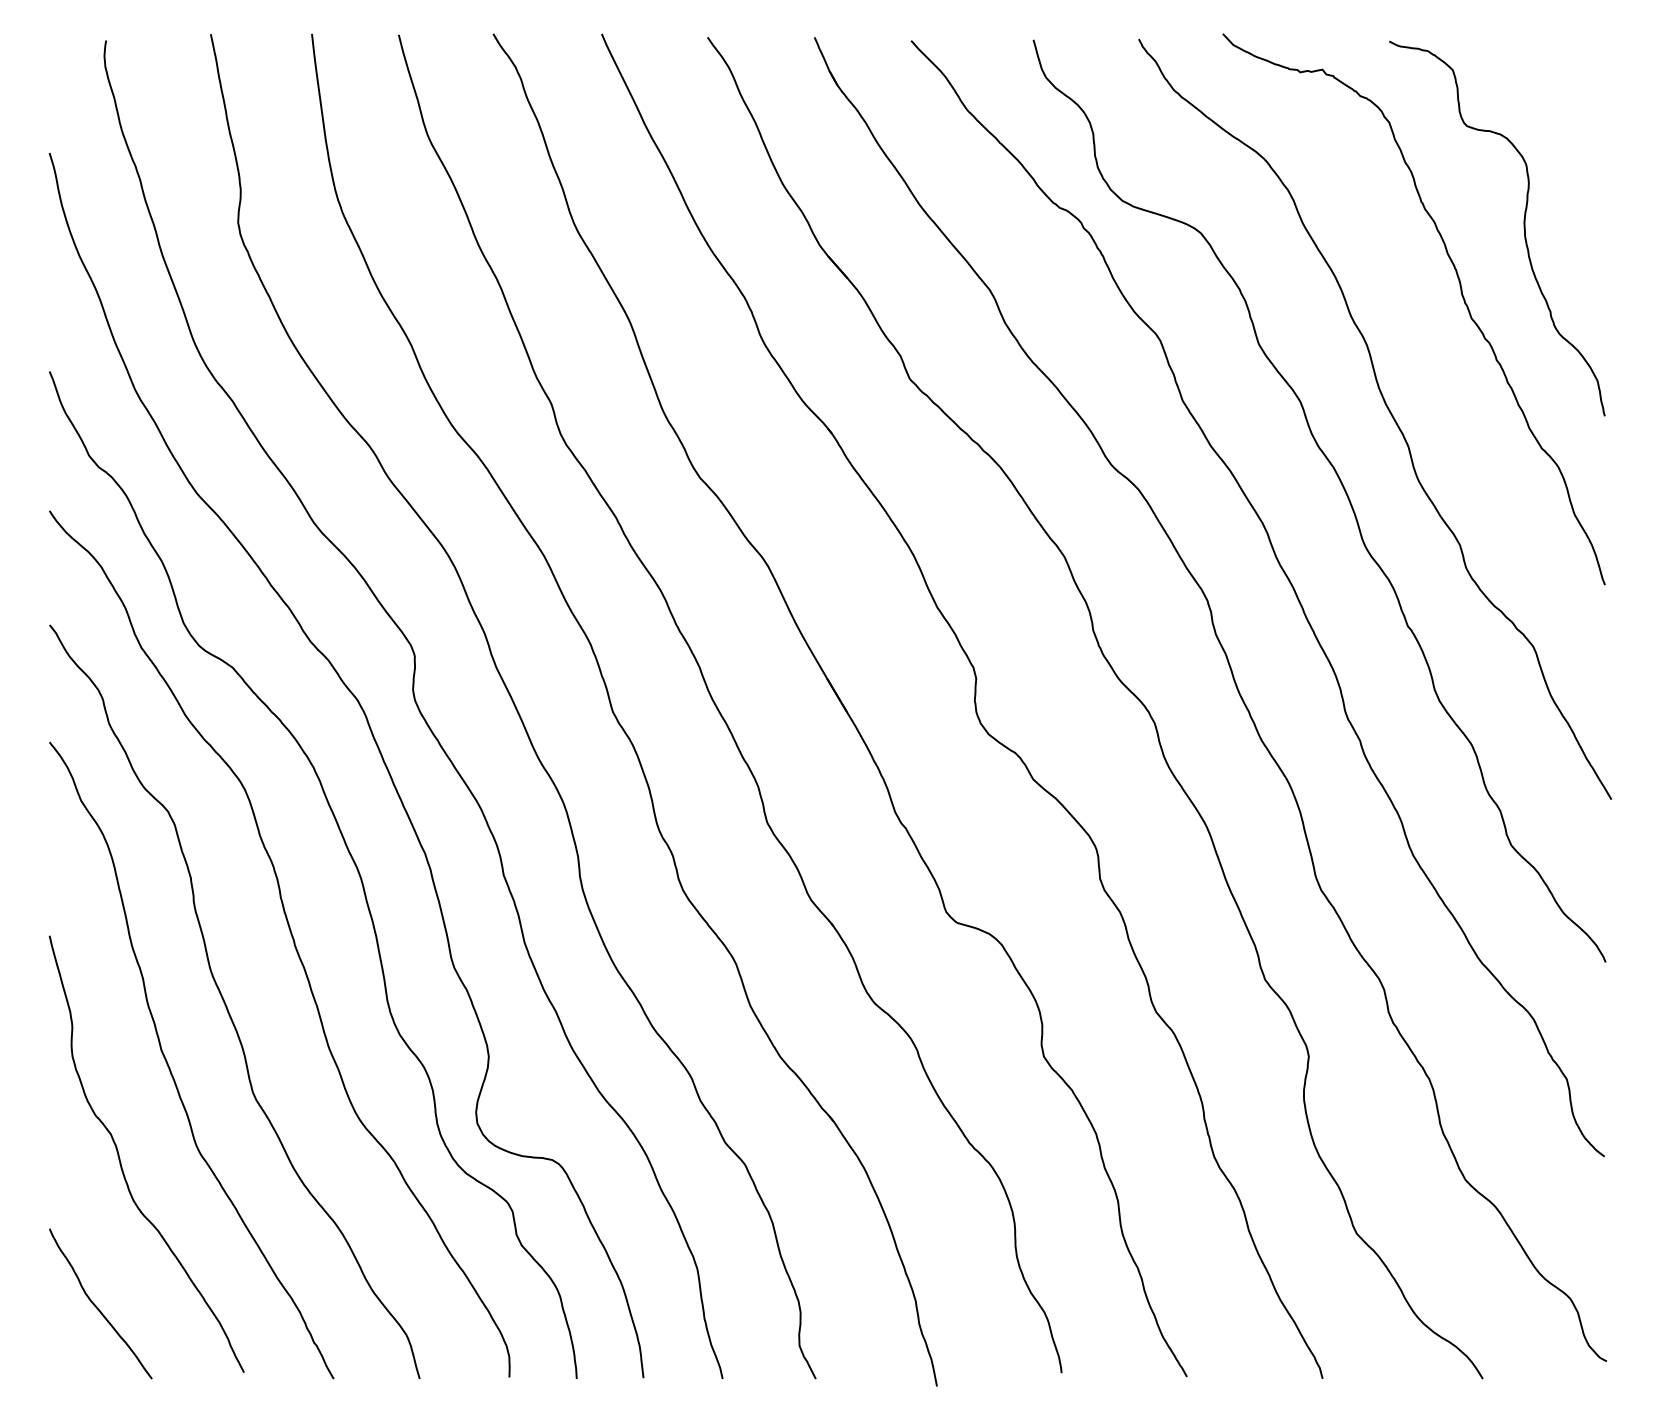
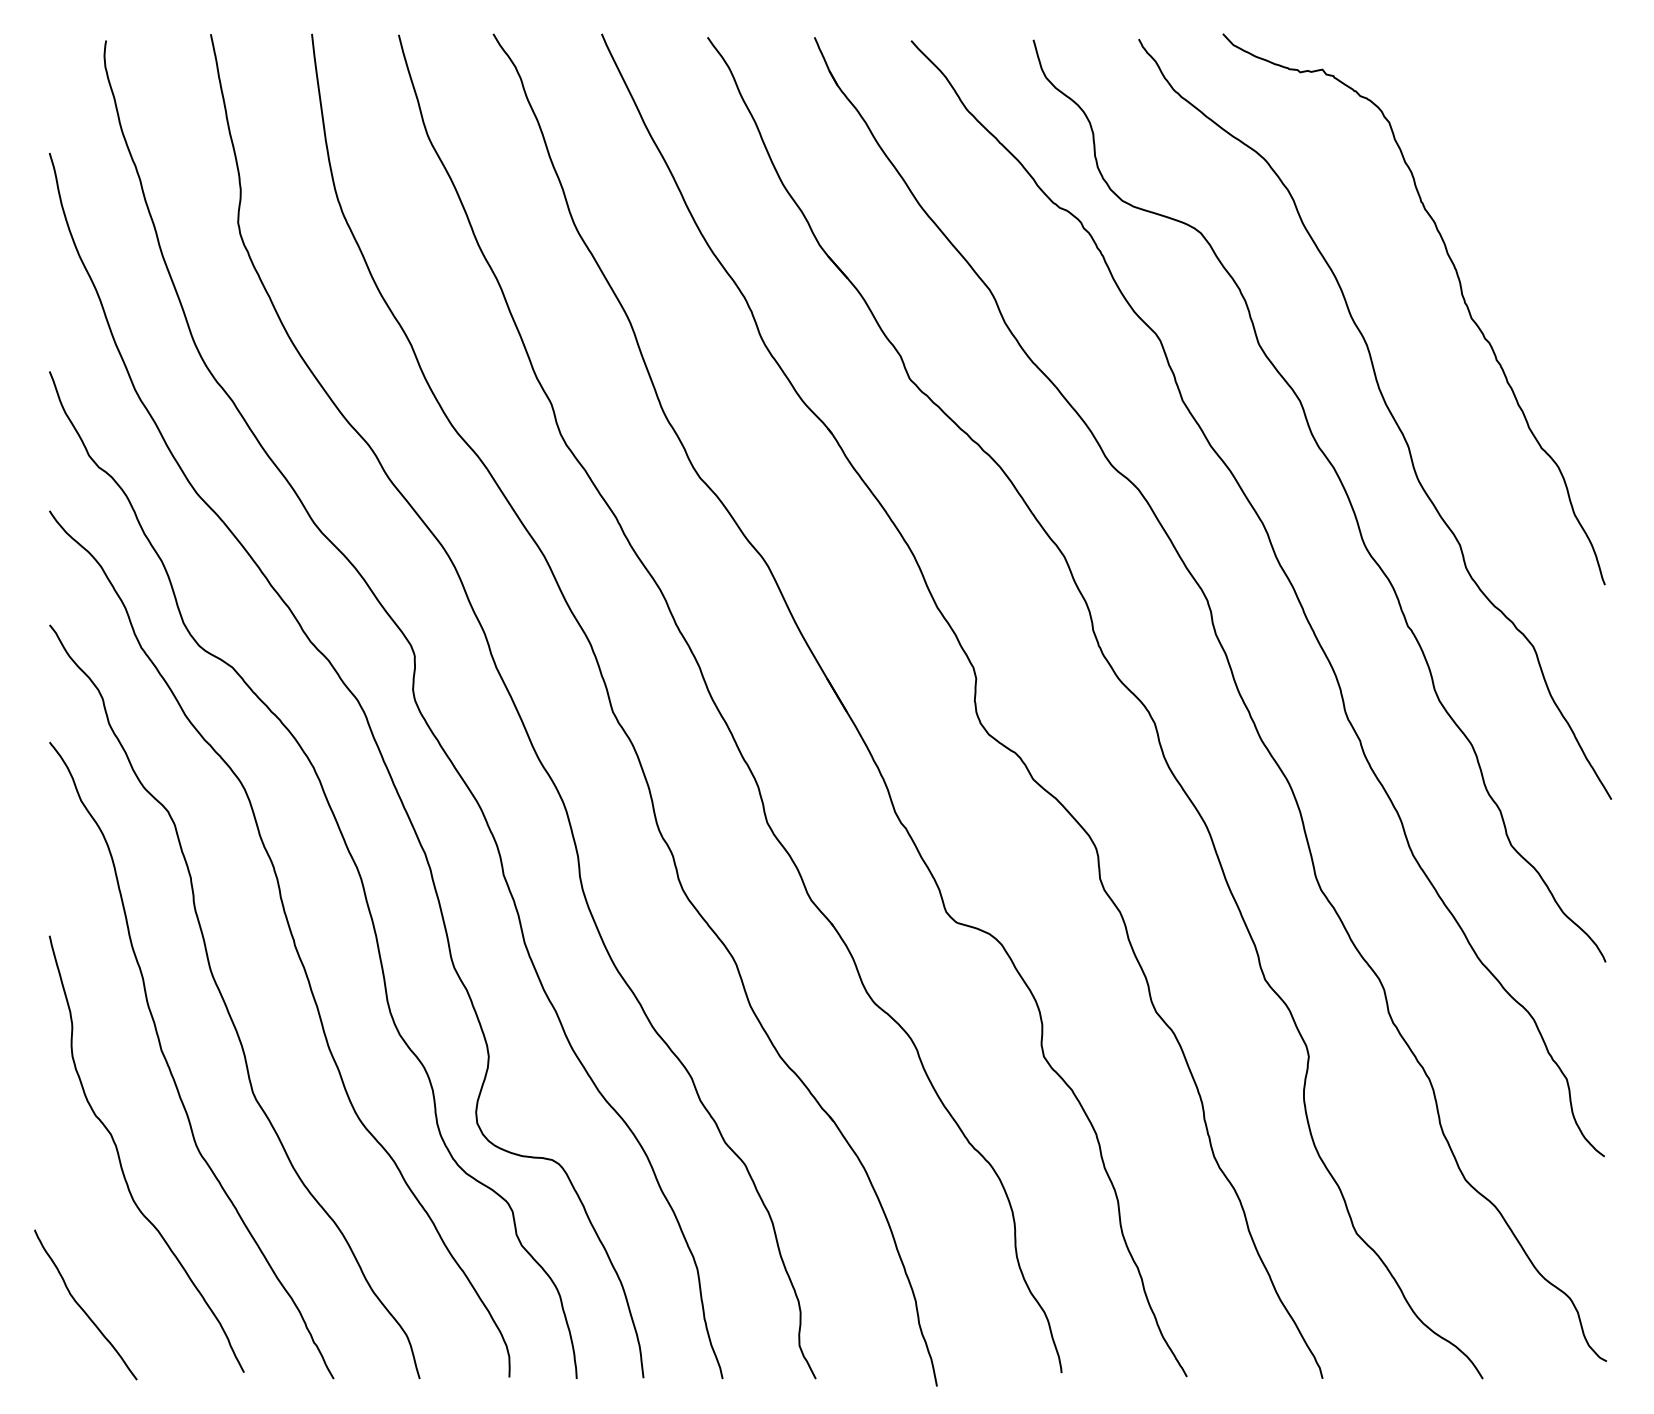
curve: present -> none (1523, 228)
curve position: (97, 1306) -> (82, 1307) (82, 1307)
